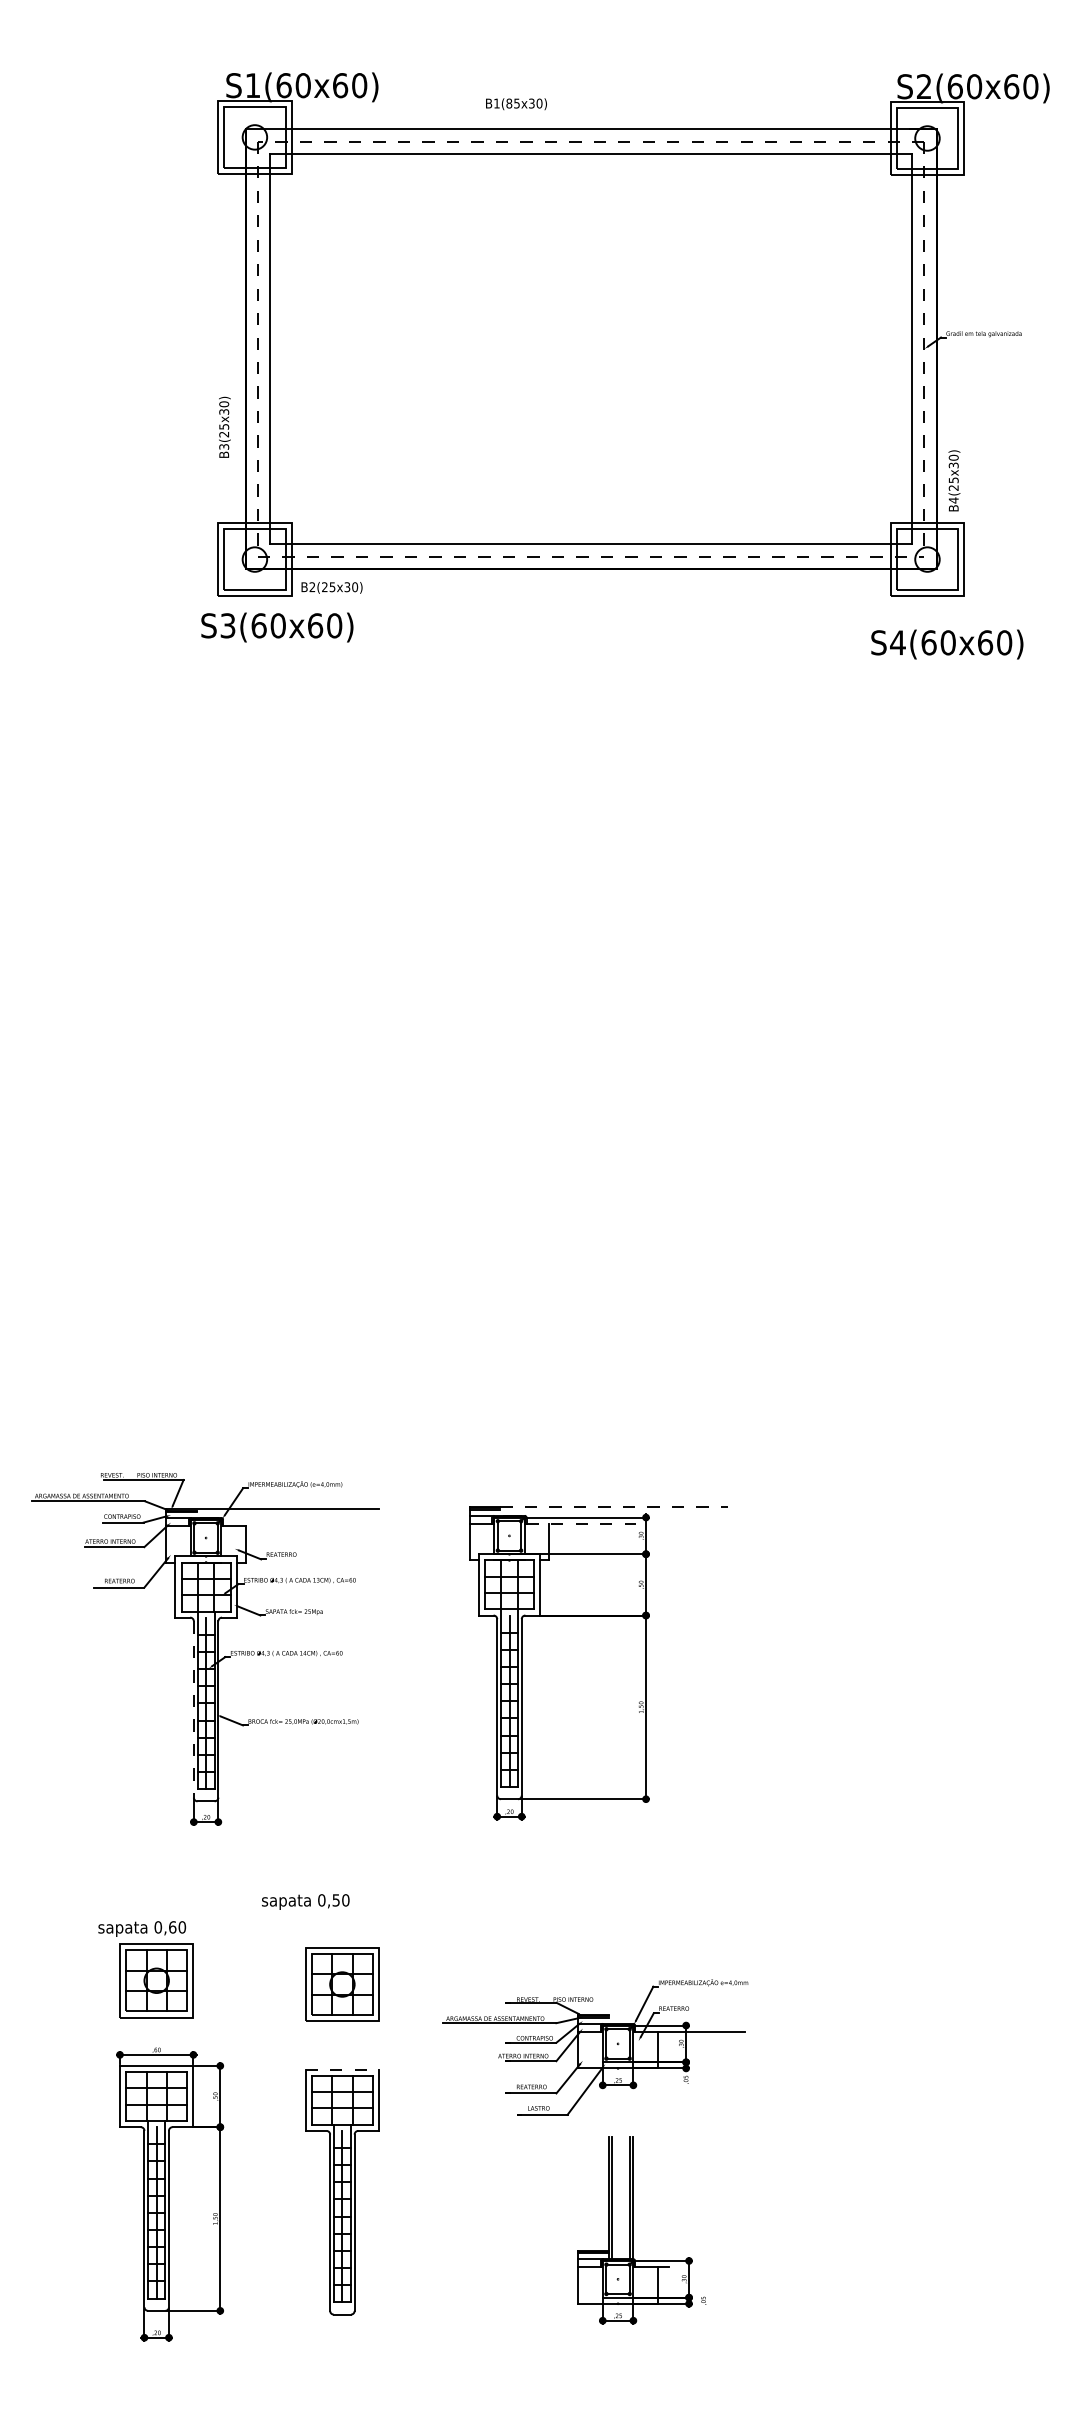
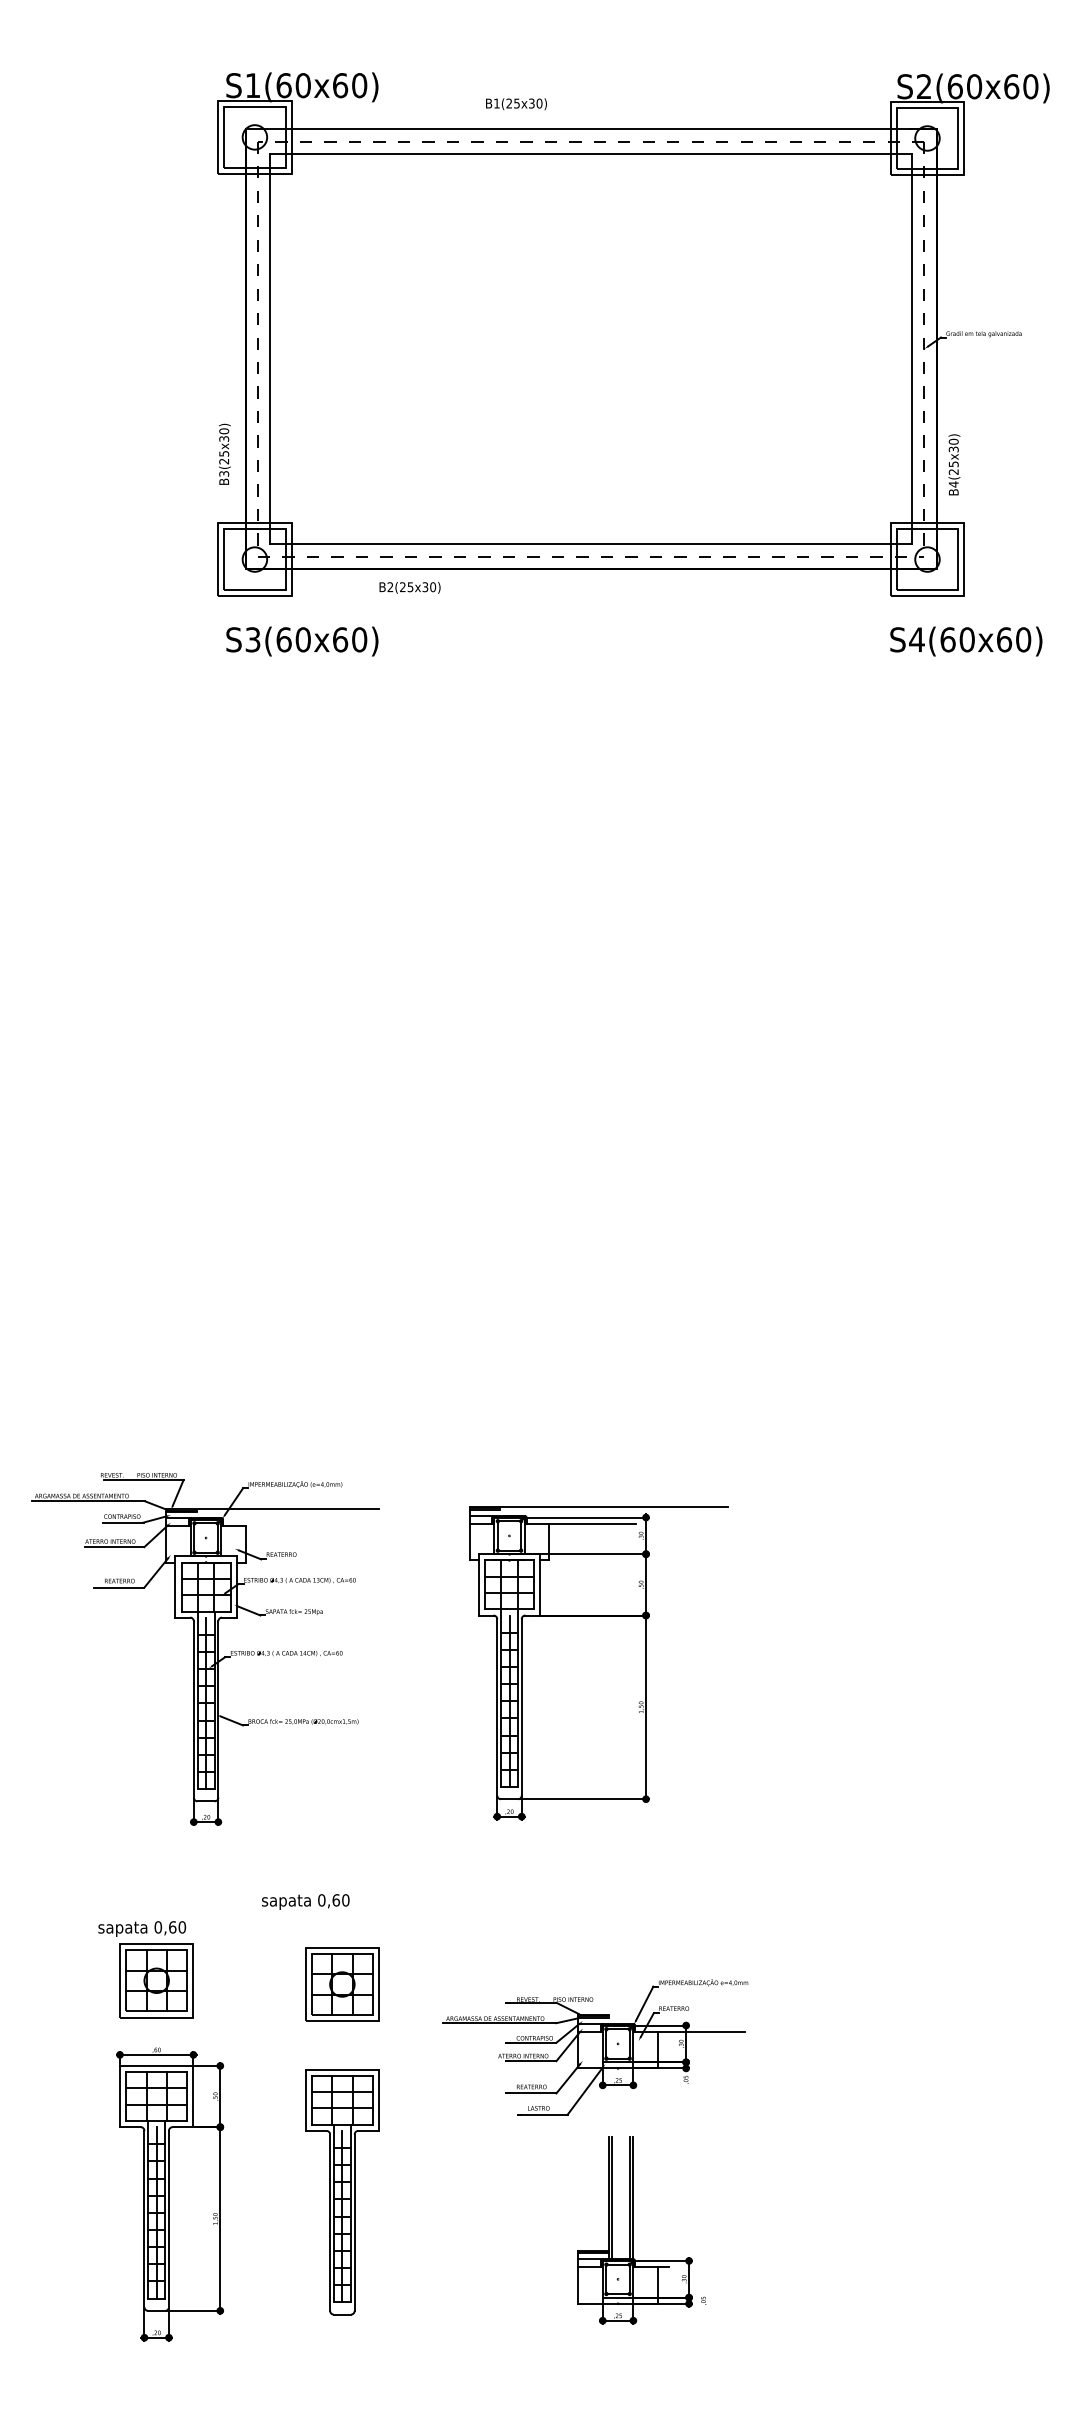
text: B1(85x30) -> B1(25x30) (509, 103)
text position: (224, 426) -> (224, 453) (224, 453)
text position: (954, 480) -> (954, 464) (954, 464)
text position: (331, 587) -> (409, 587) (409, 587)
text position: (277, 627) -> (302, 641) (302, 641)
text position: (947, 644) -> (966, 641) (966, 641)
line: dashed -> solid (614, 1507)
line: dashed -> solid (581, 1523)
line: dashed -> solid (193, 1709)
text: 0,50 -> 0,60 (336, 1900)
line: dashed -> solid (342, 2069)
